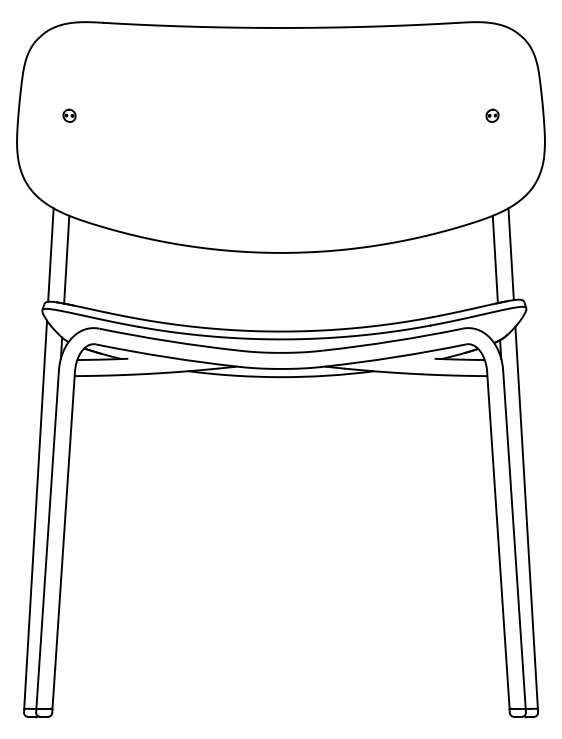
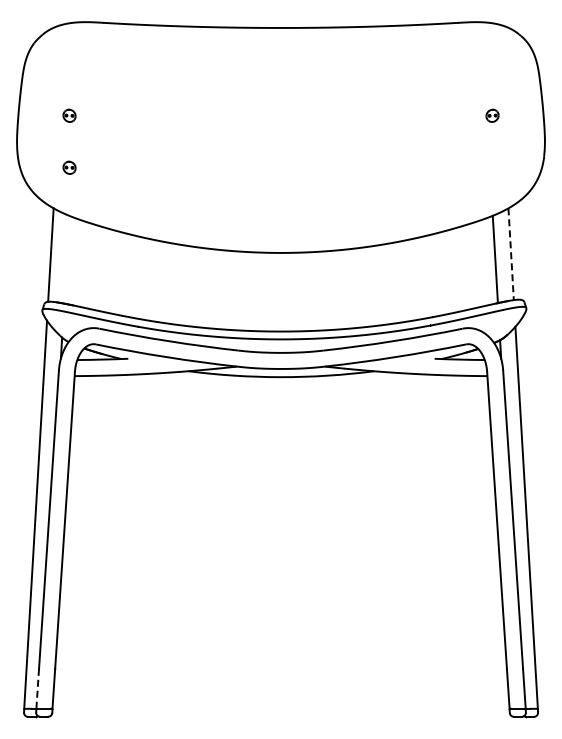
part: none -> present (69, 167)
line: solid -> dashed (511, 254)
line: present -> none (66, 259)
line: solid -> dashed (37, 688)
